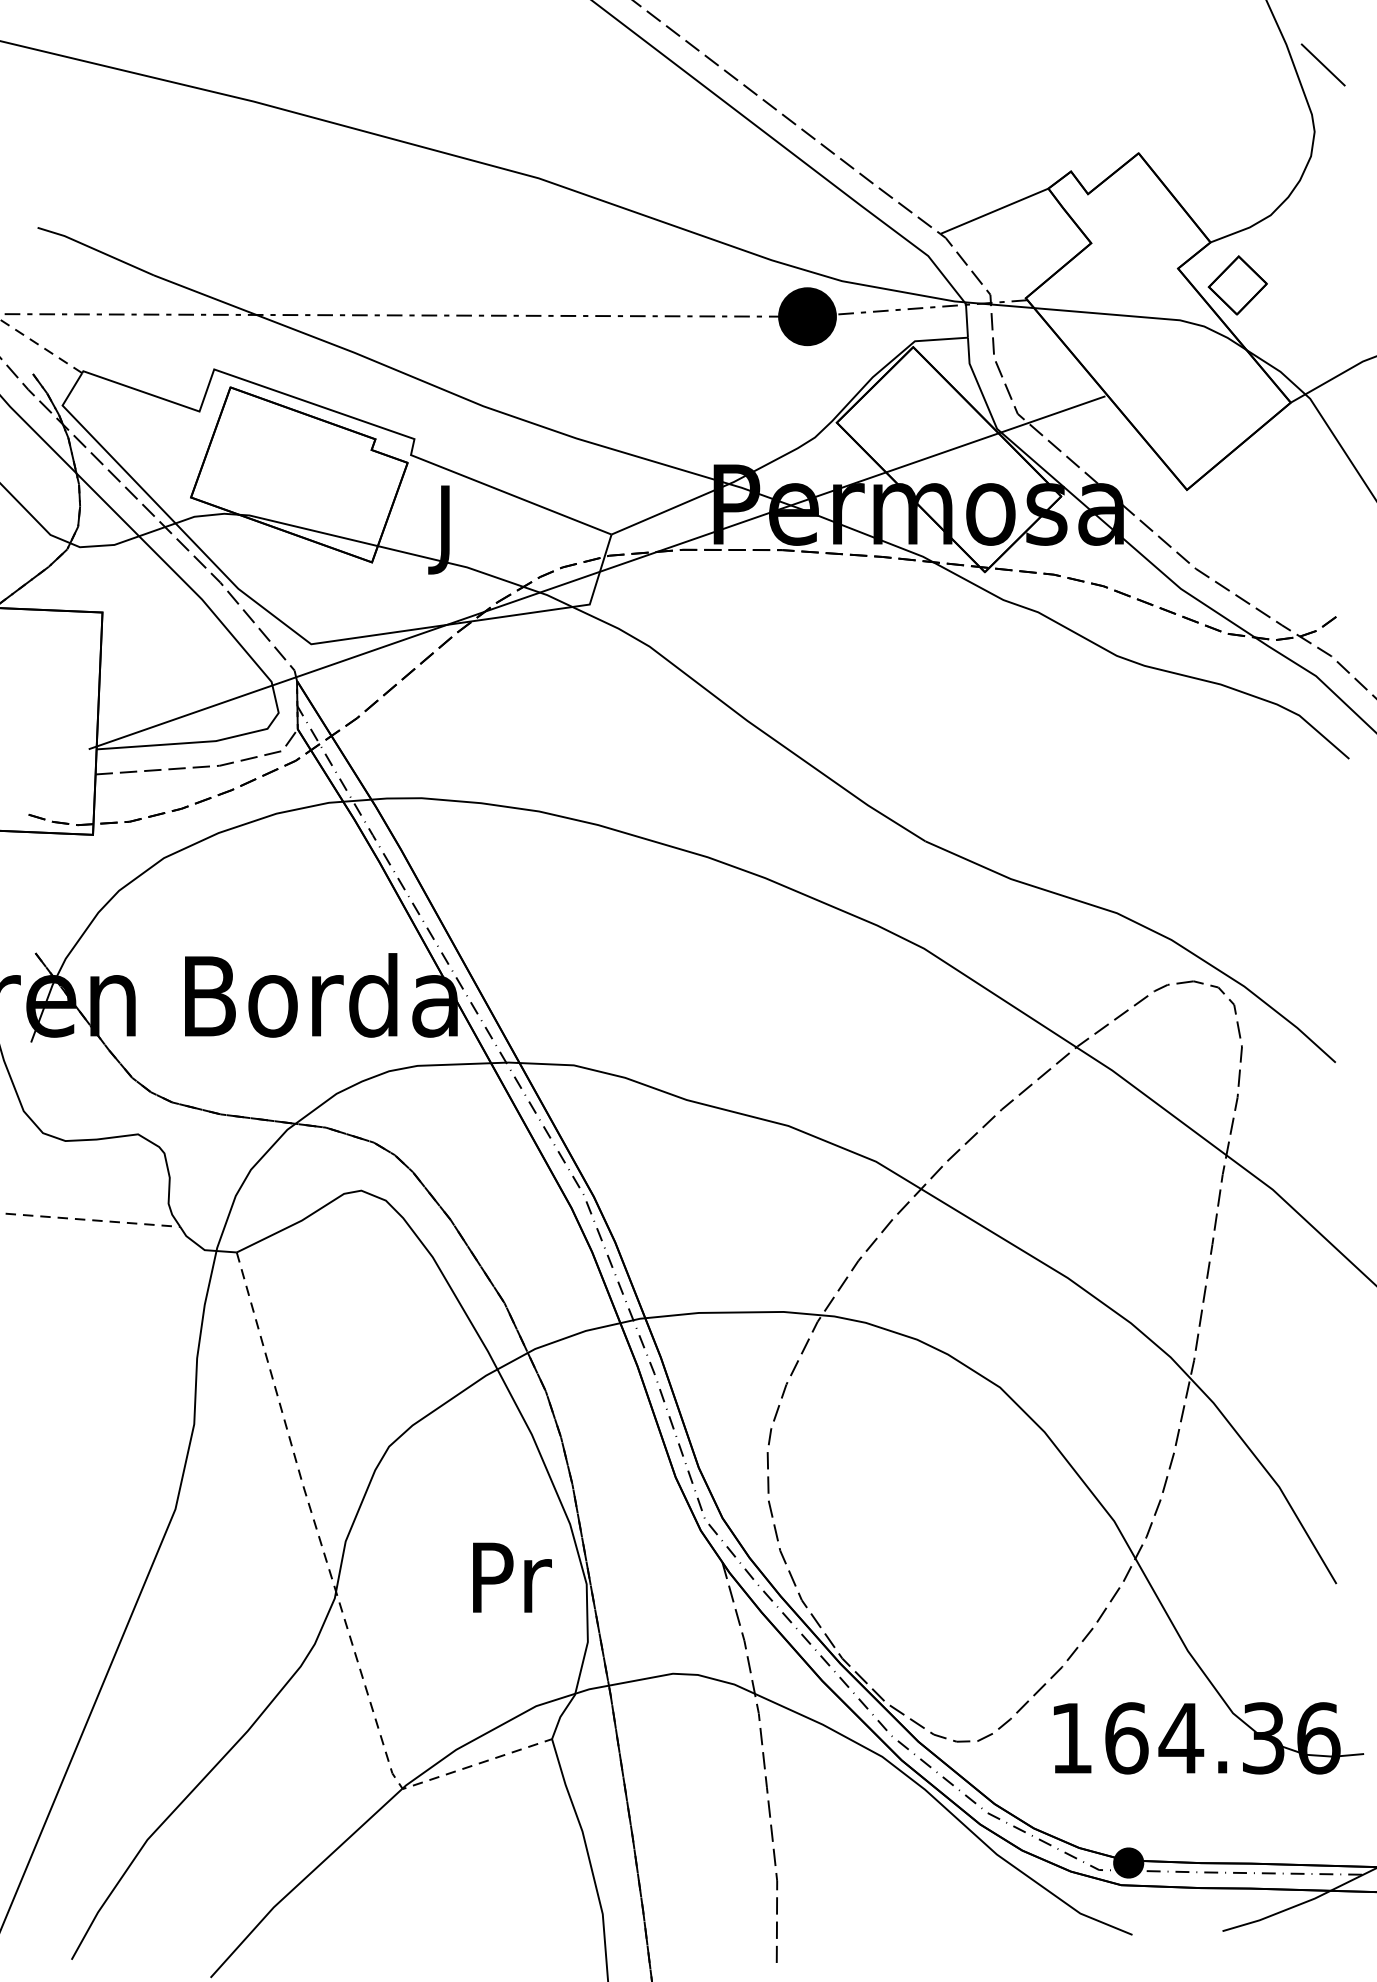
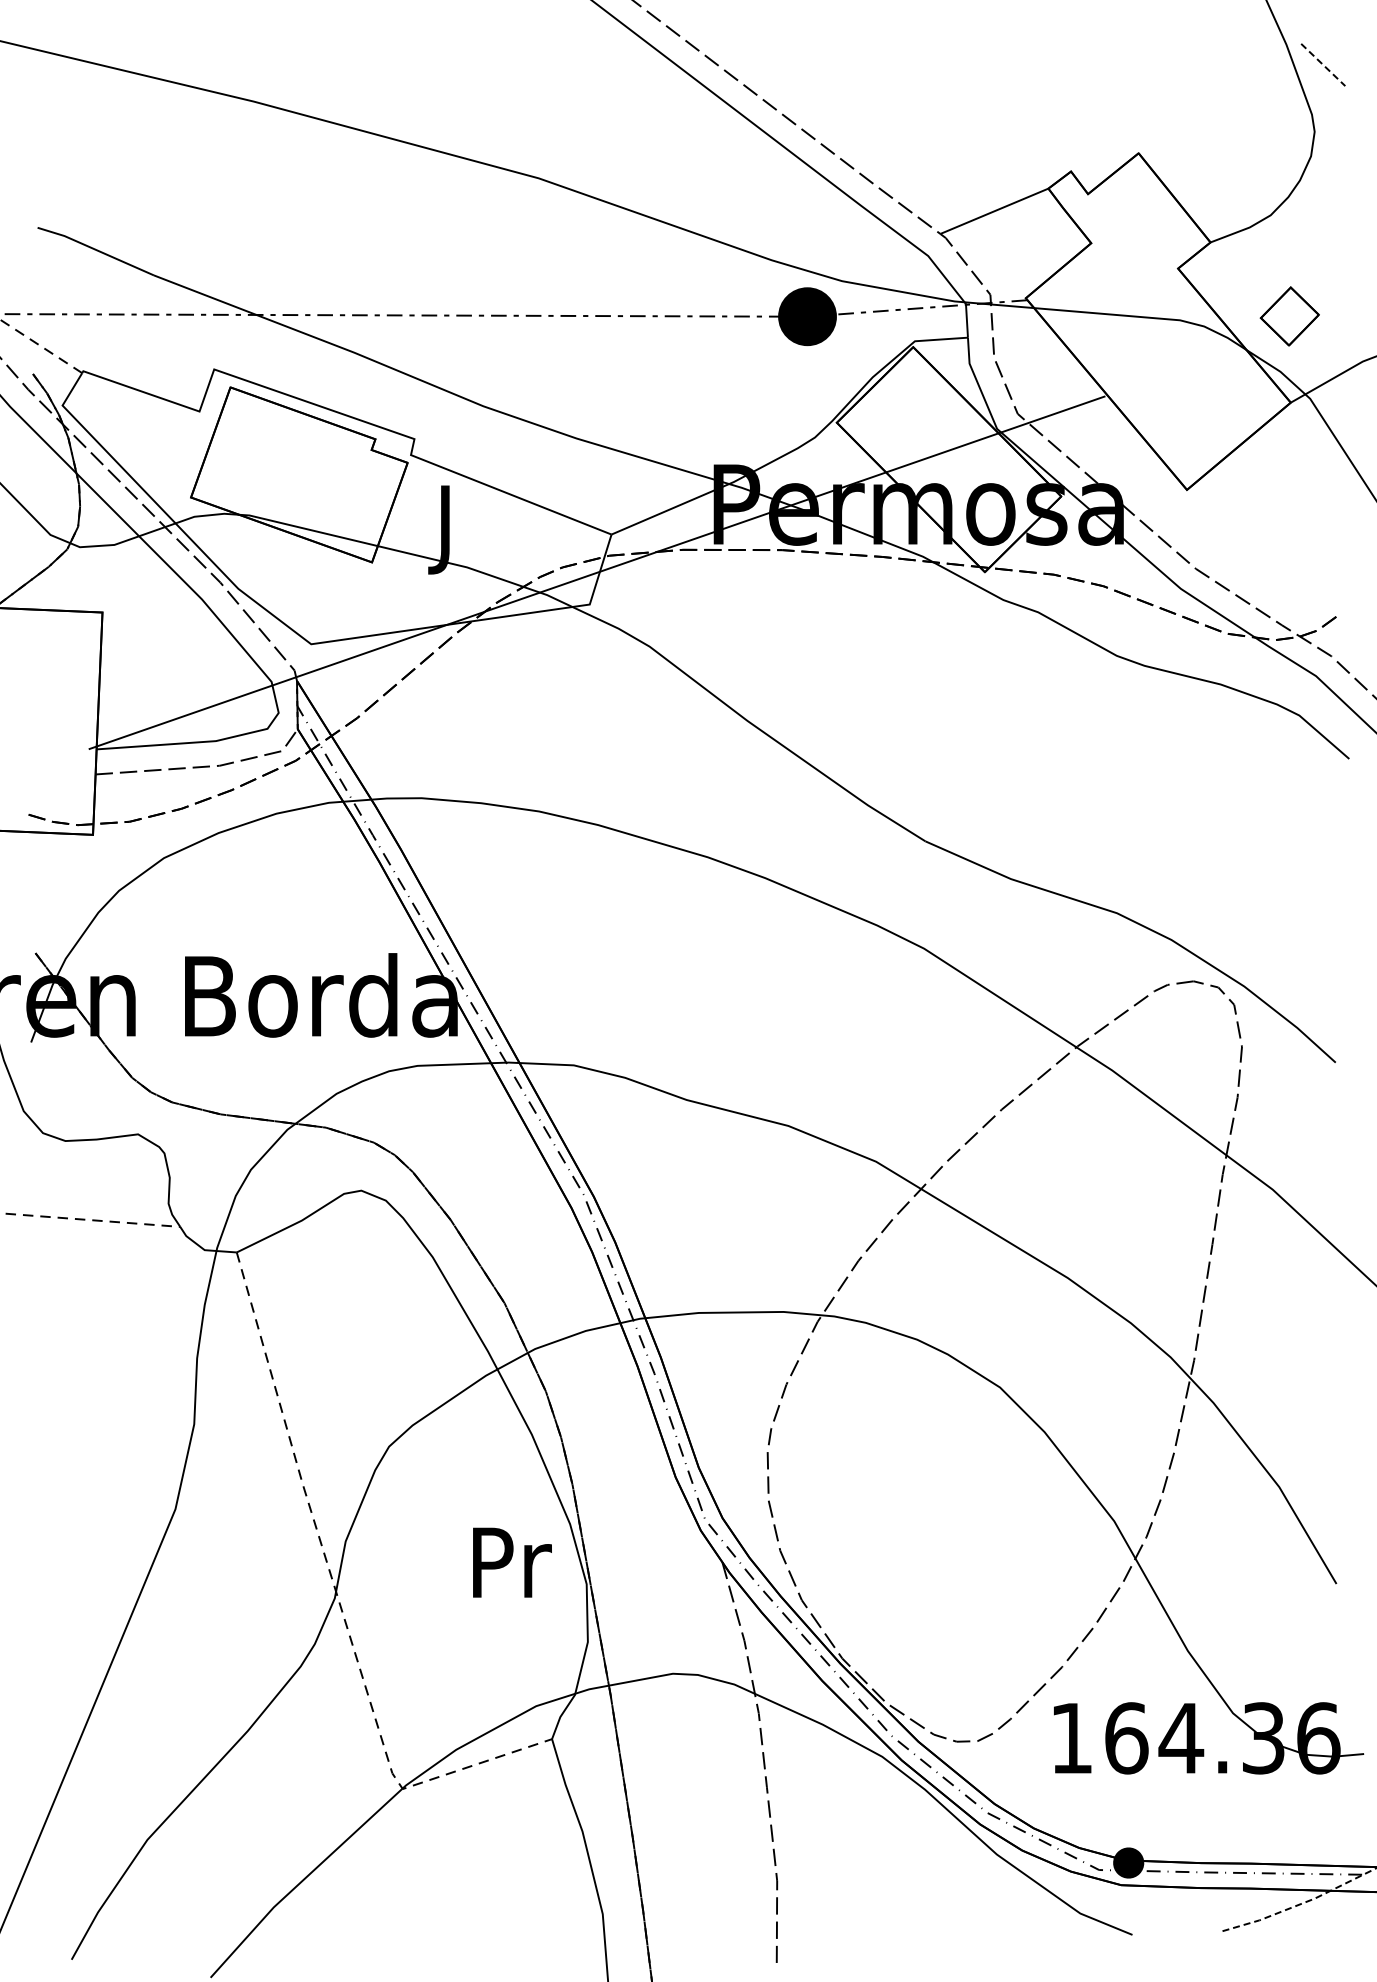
line: solid -> dashed (1323, 64)
part position: (1237, 285) -> (1289, 316) (1289, 316)
text position: (512, 1577) -> (512, 1562) (512, 1562)
line: solid -> dashed (1301, 1904)
